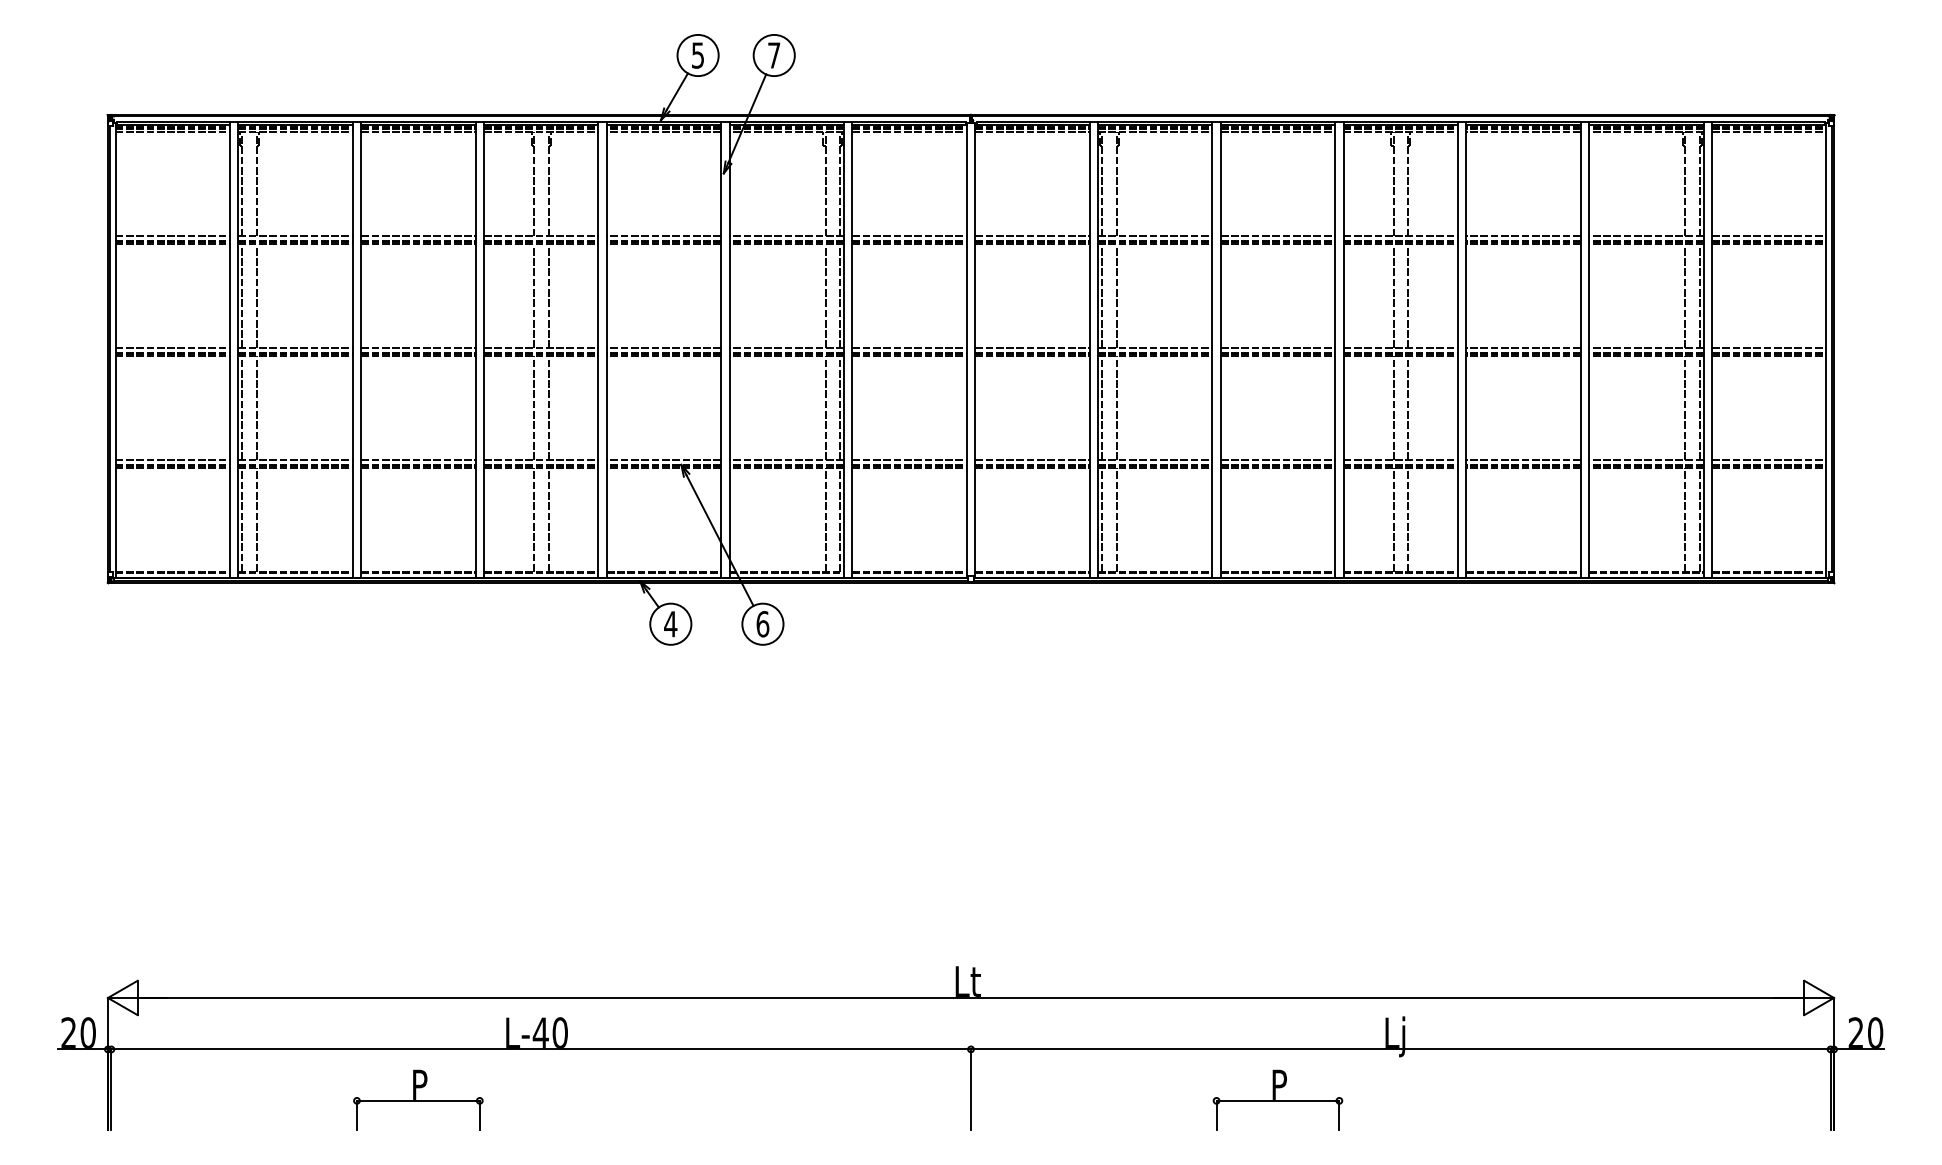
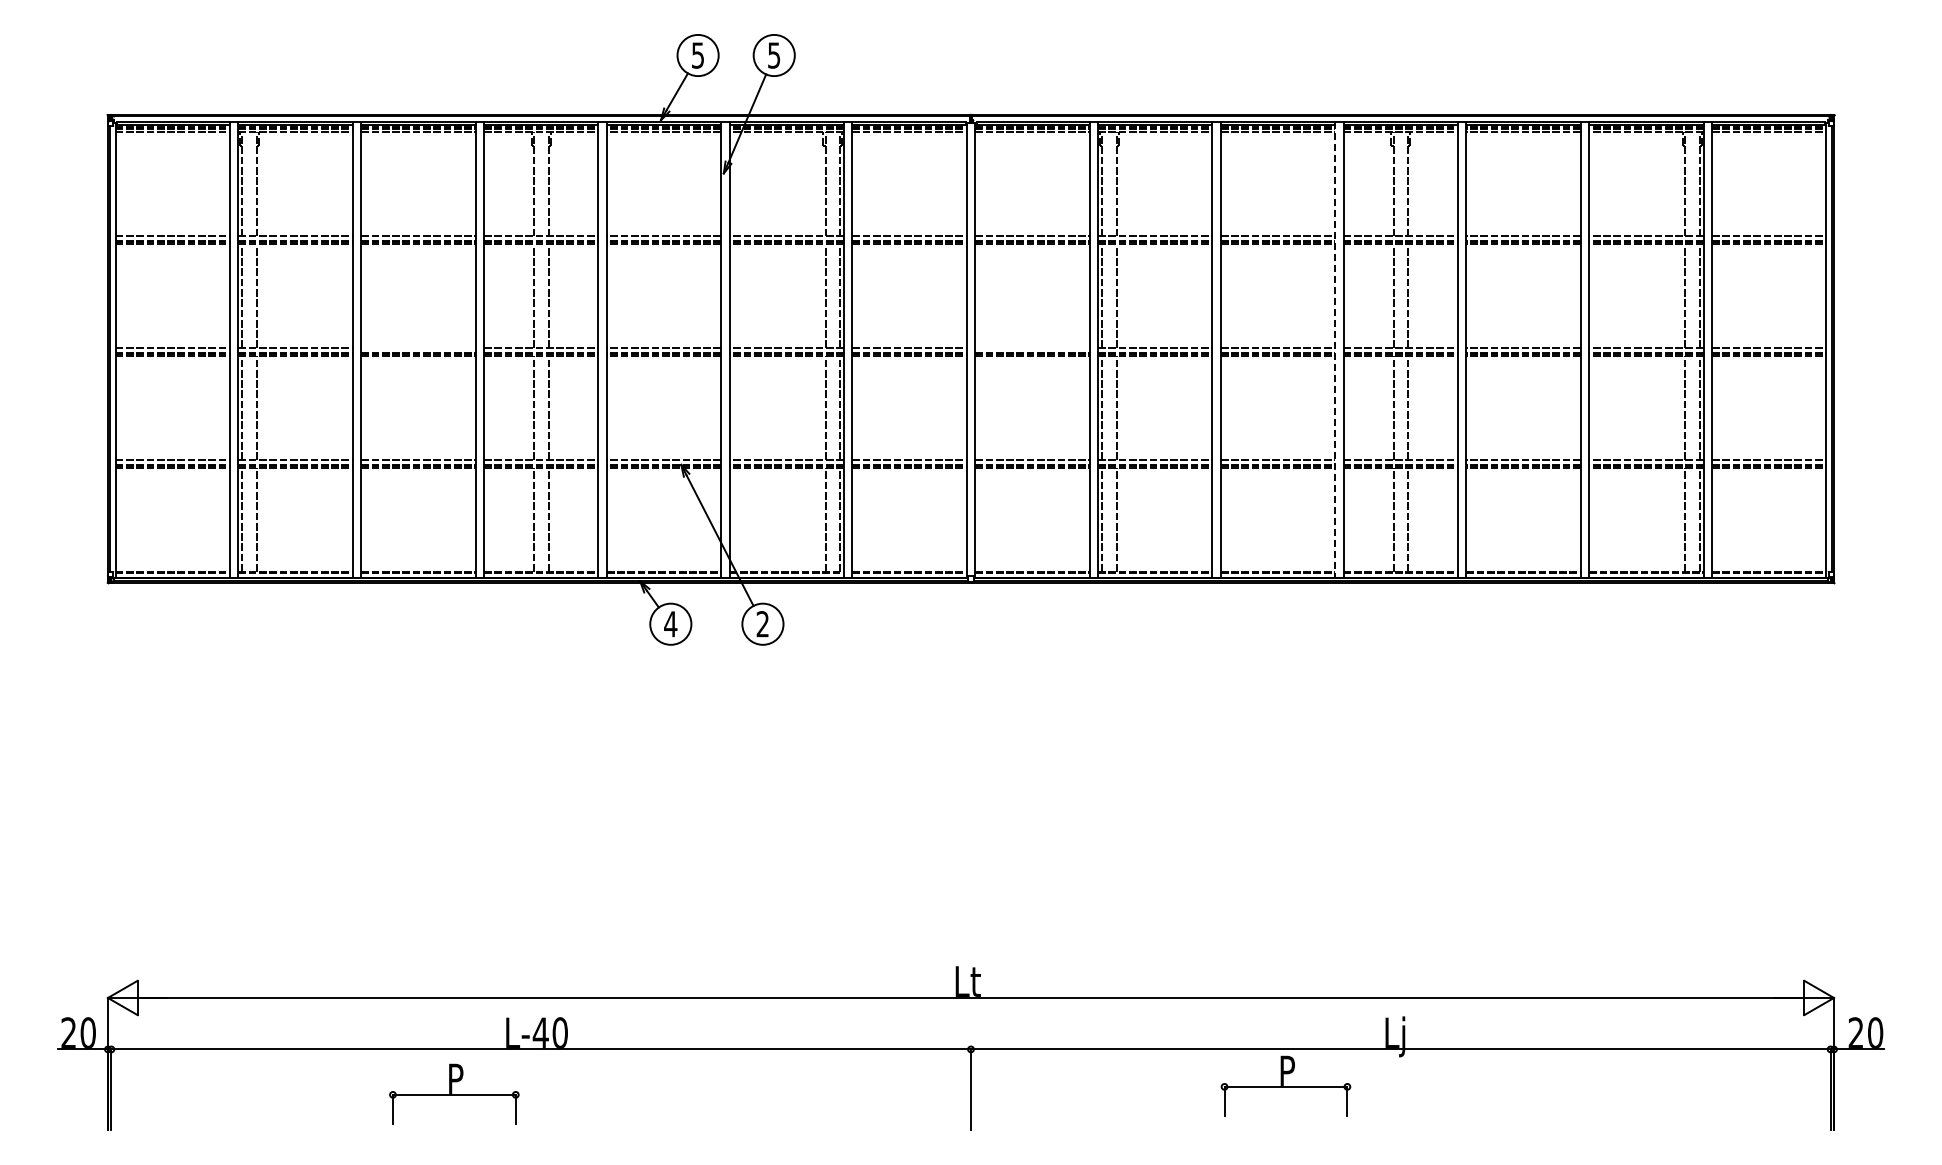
text: 7 -> 5 (774, 55)
line: present -> none (418, 348)
line: present -> none (1032, 348)
line: solid -> dashed (1335, 350)
text: 6 -> 2 (762, 624)
part position: (418, 1099) -> (454, 1093) (454, 1093)
part position: (1277, 1099) -> (1285, 1085) (1285, 1085)
